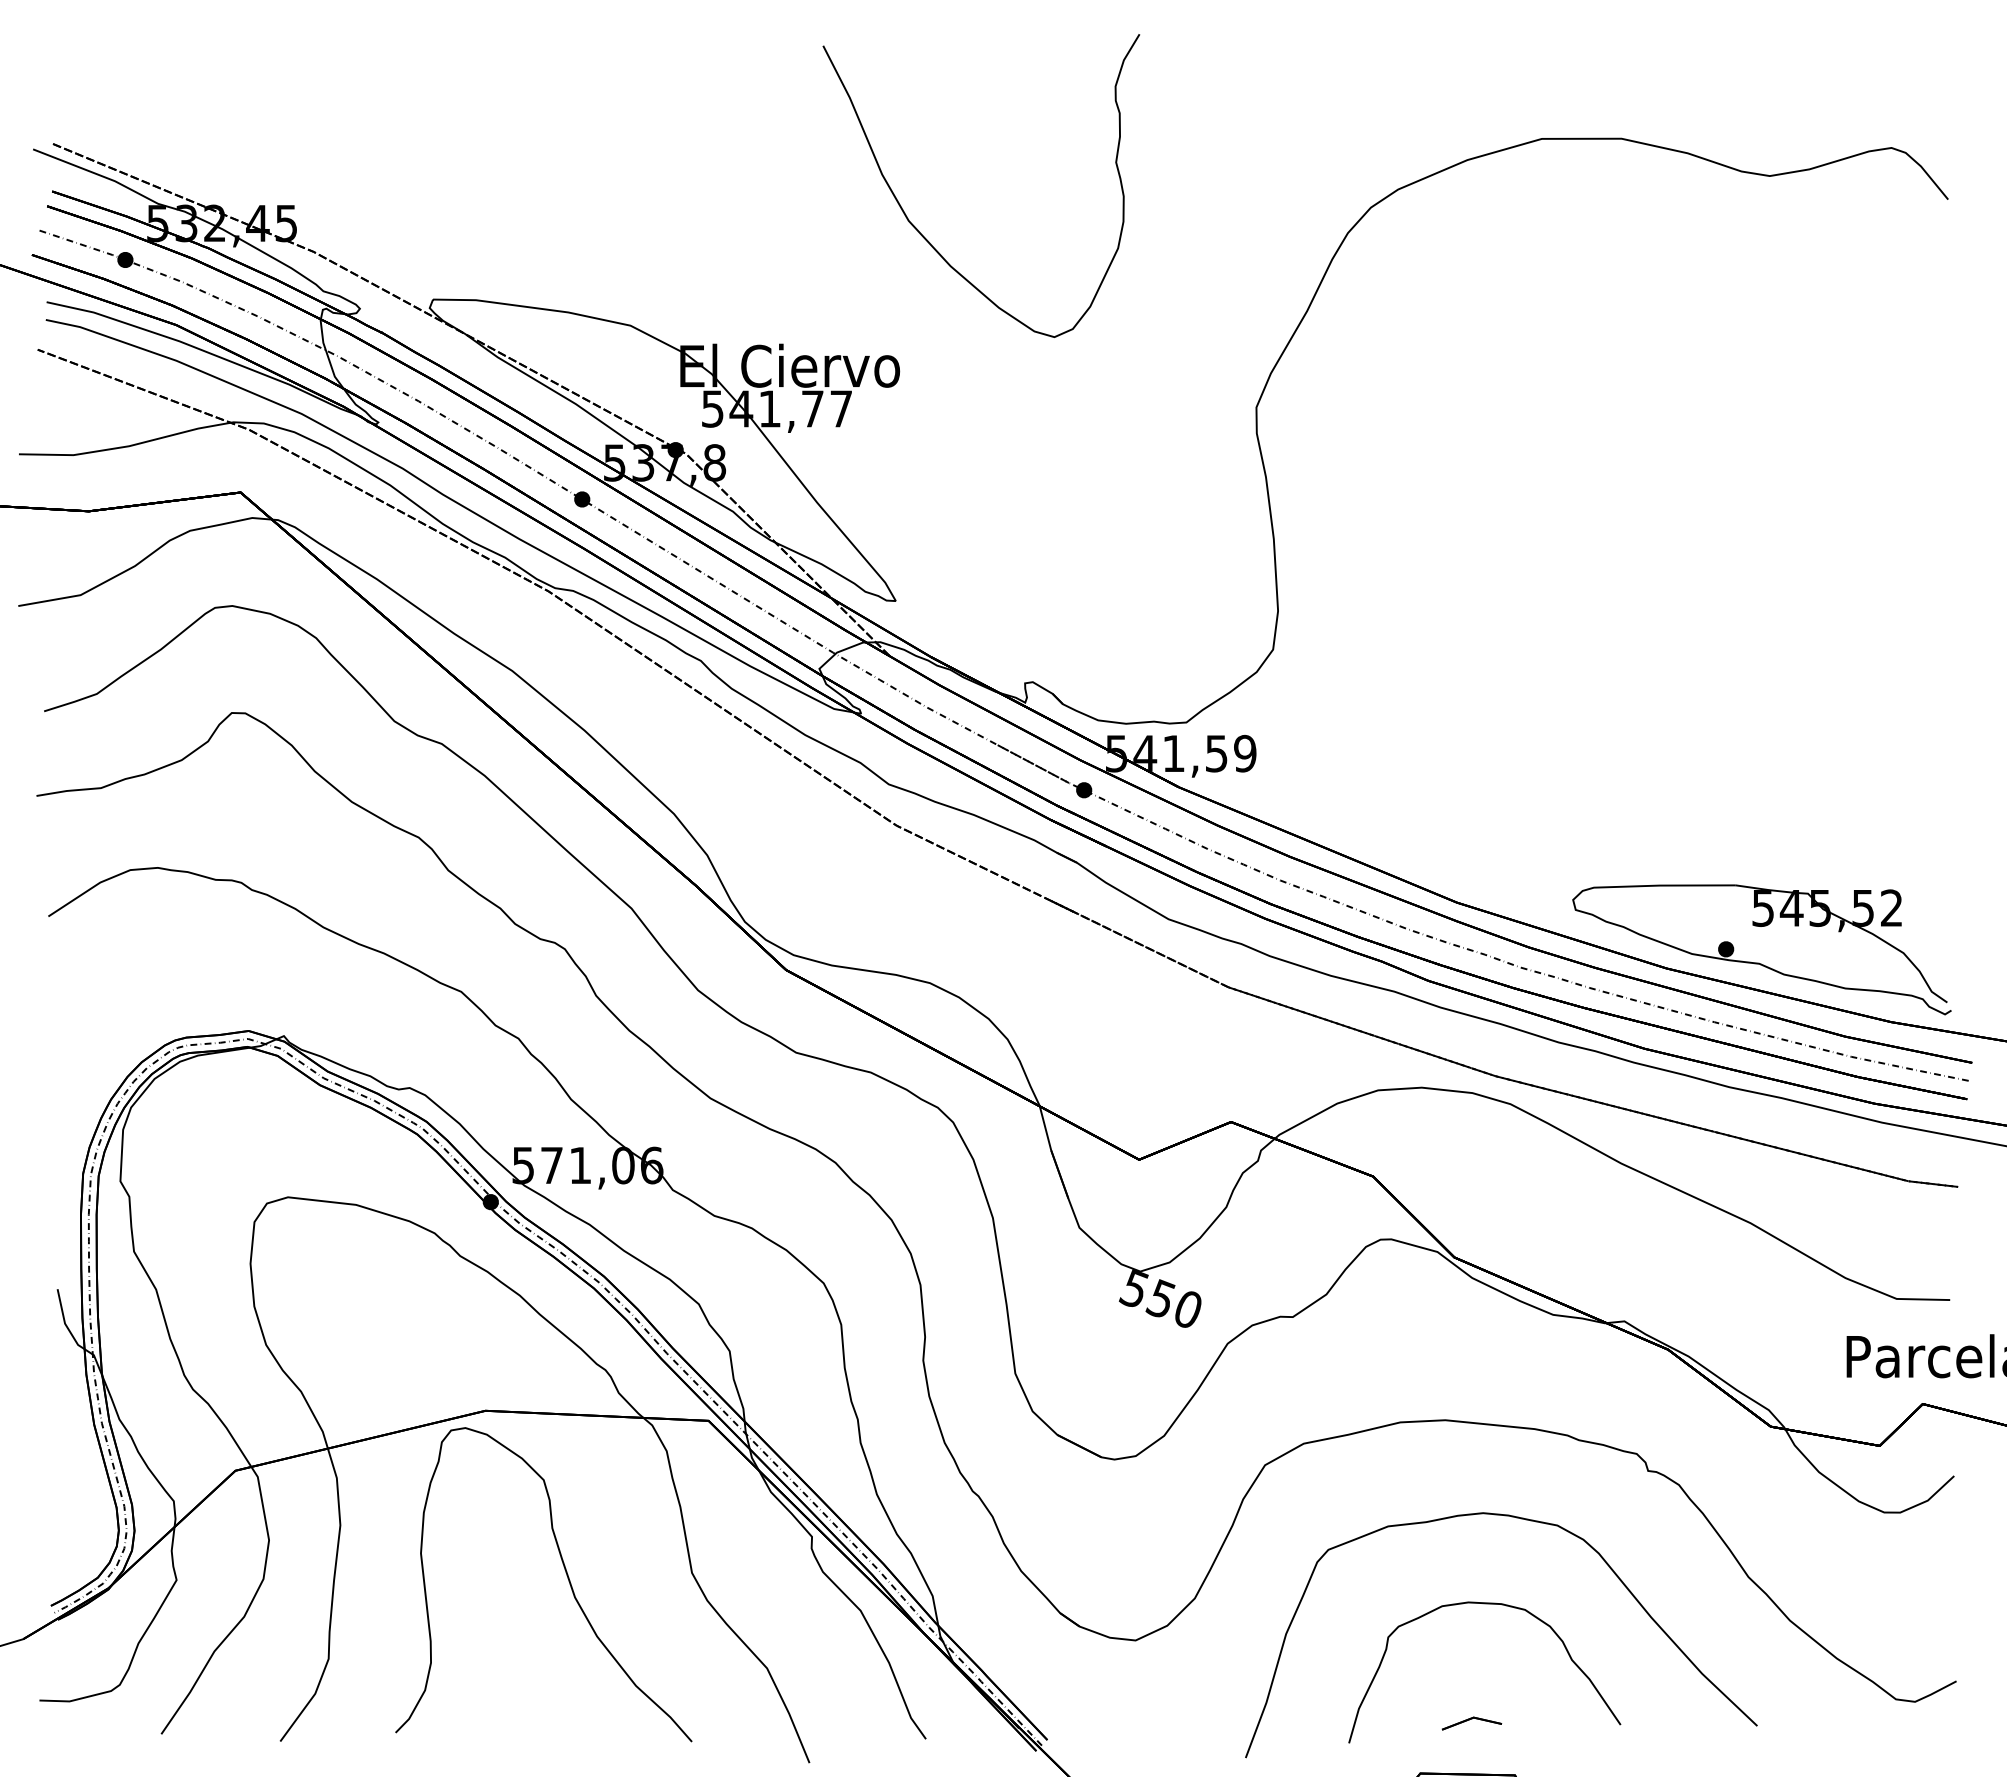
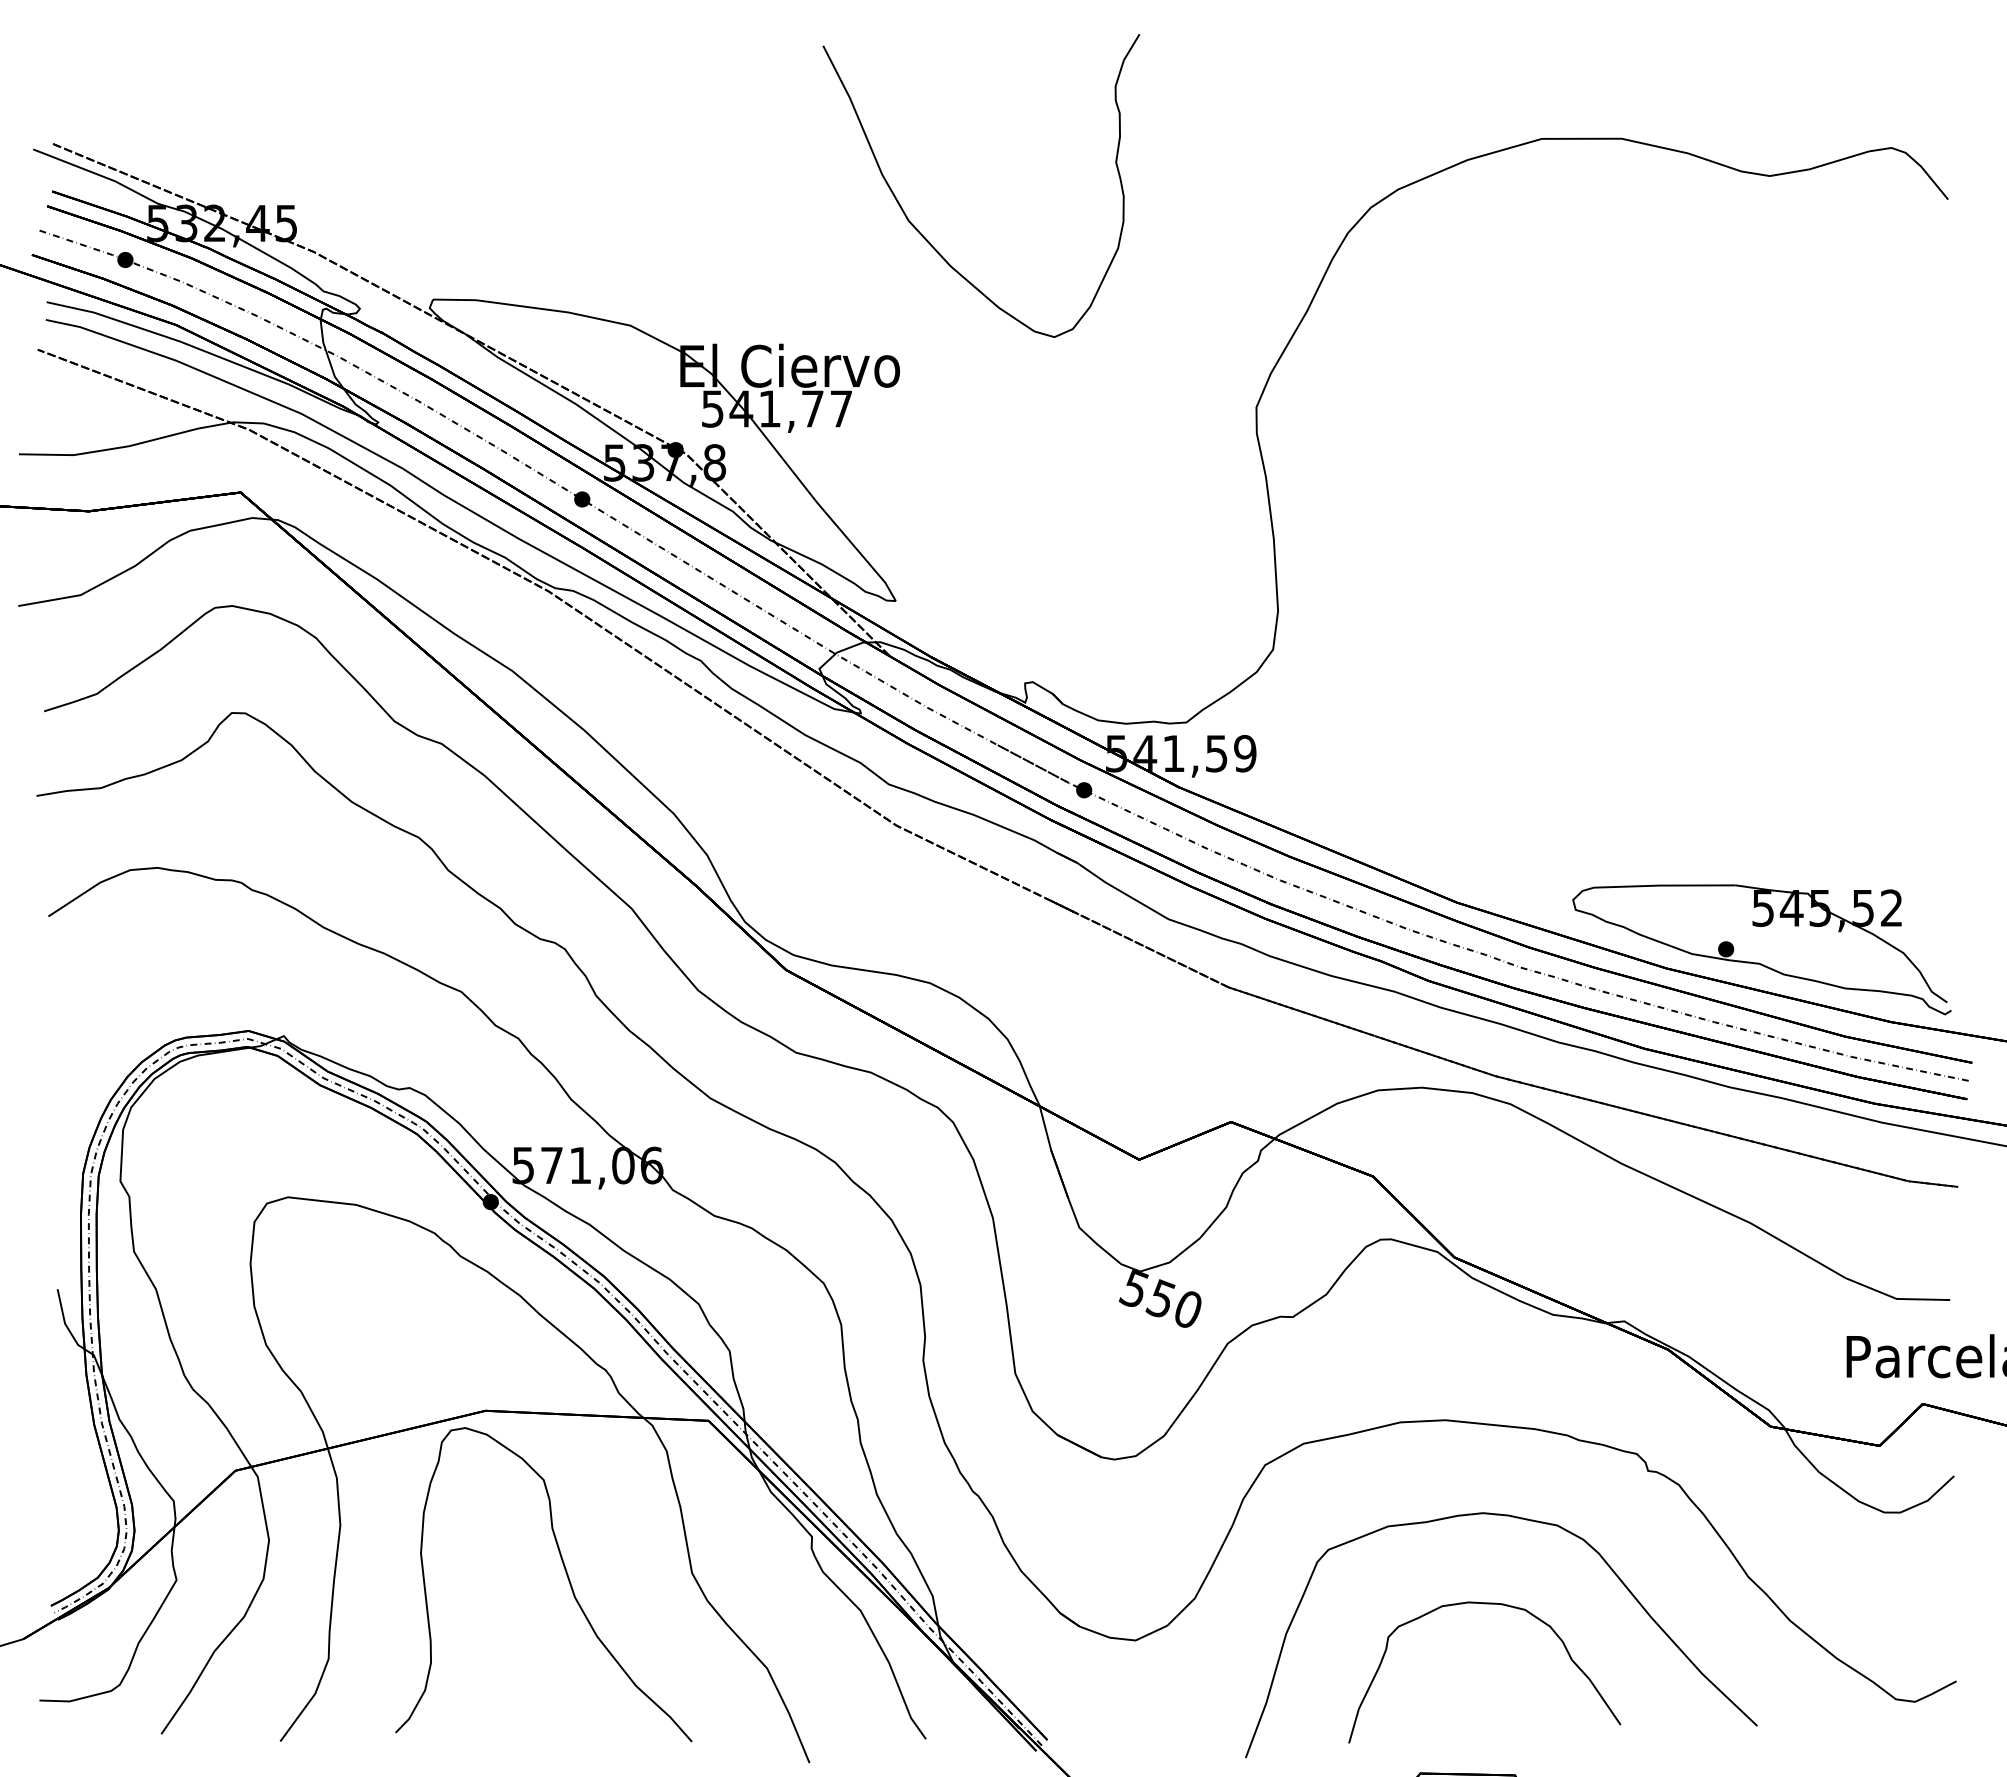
part: present -> none (1471, 1723)
